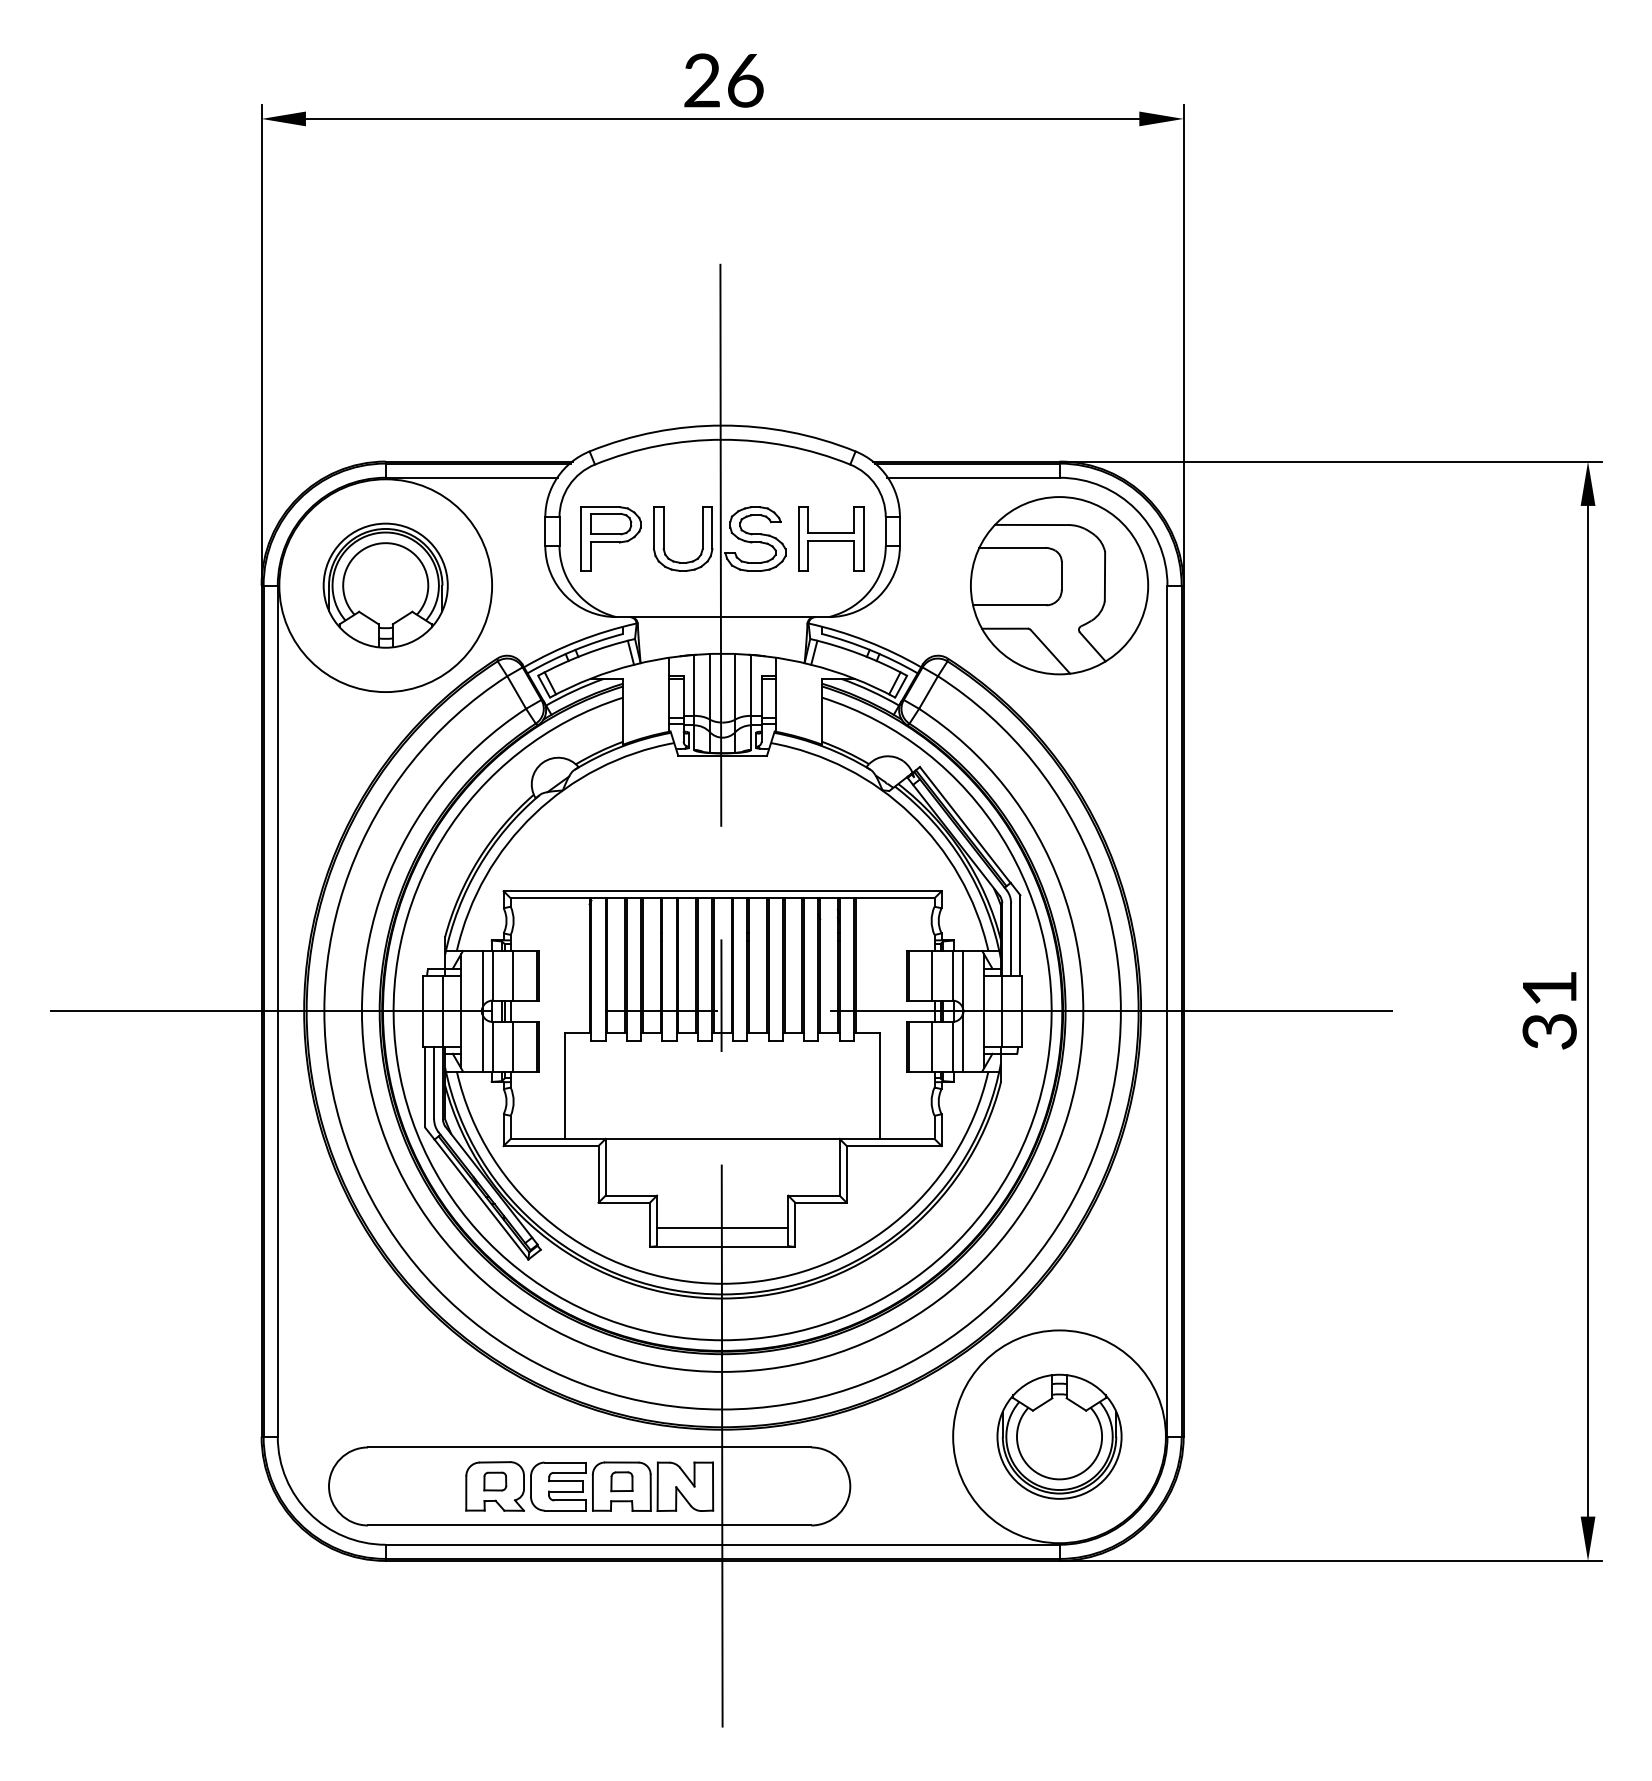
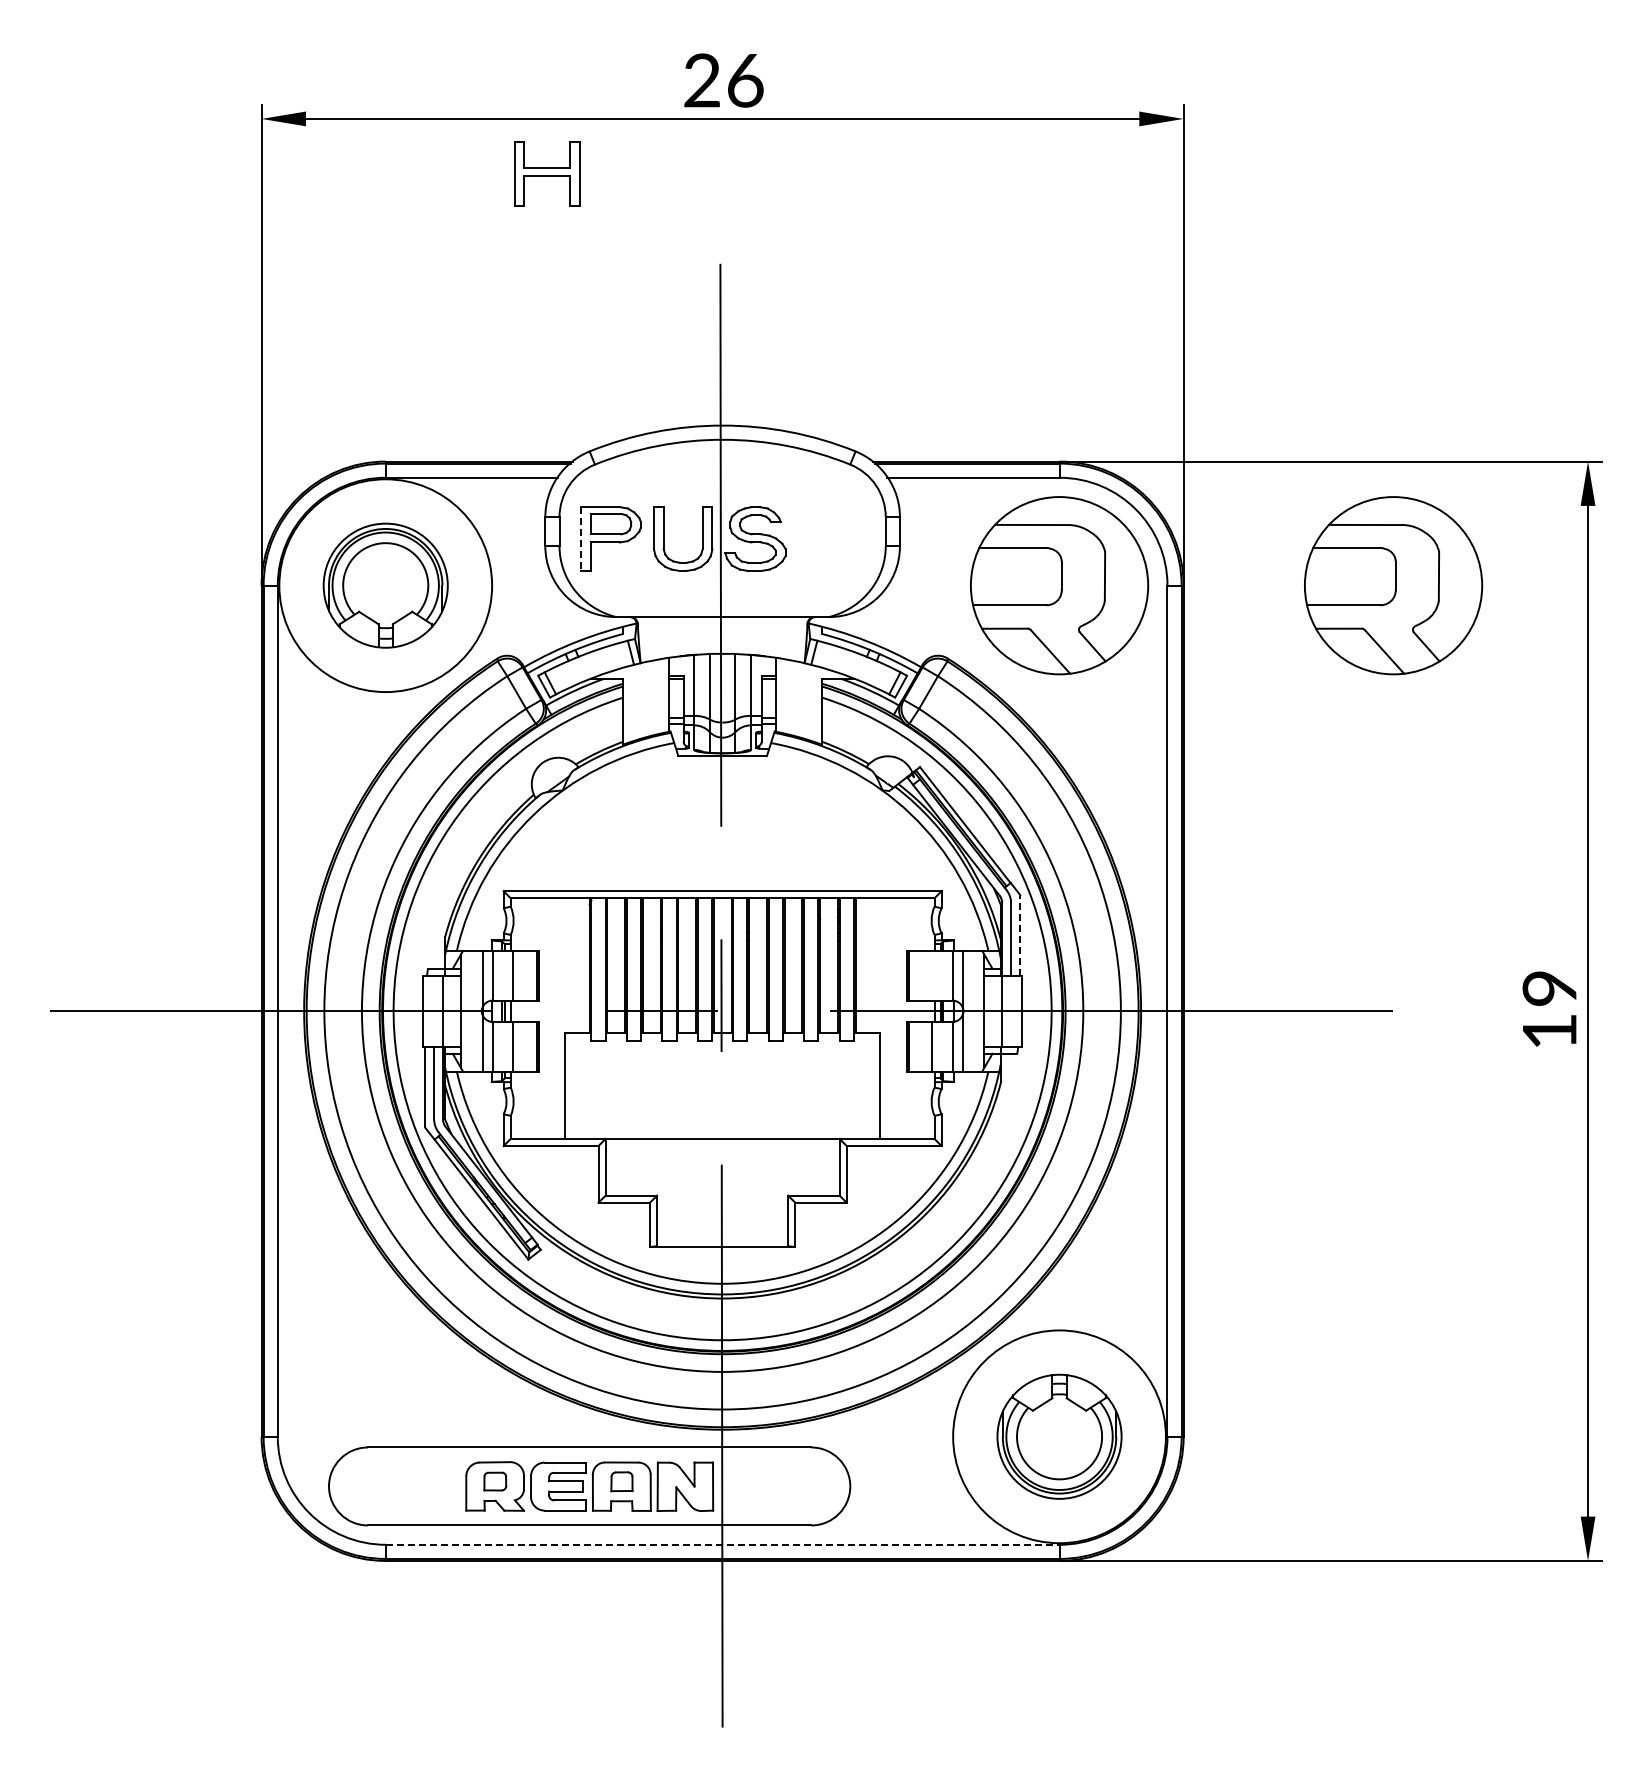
part position: (831, 538) -> (547, 173) (547, 173)
line: solid -> dashed (580, 539)
part: none -> present (1393, 585)
line: solid -> dashed (1020, 935)
line: present -> none (931, 975)
text: 31 -> 19 (1549, 1010)
line: present -> none (722, 1227)
line: solid -> dashed (722, 1544)
